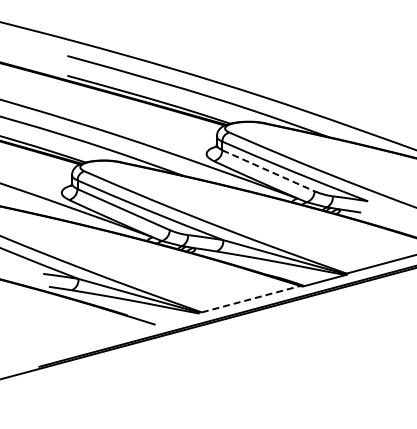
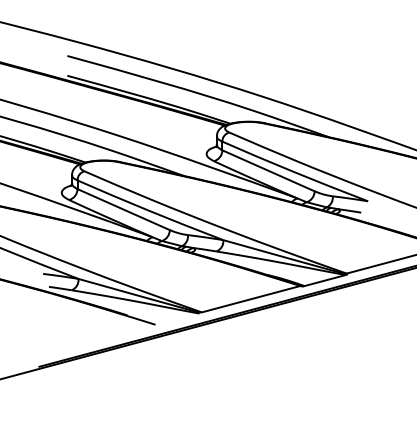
line: dashed -> solid (268, 171)
line: dashed -> solid (251, 299)
